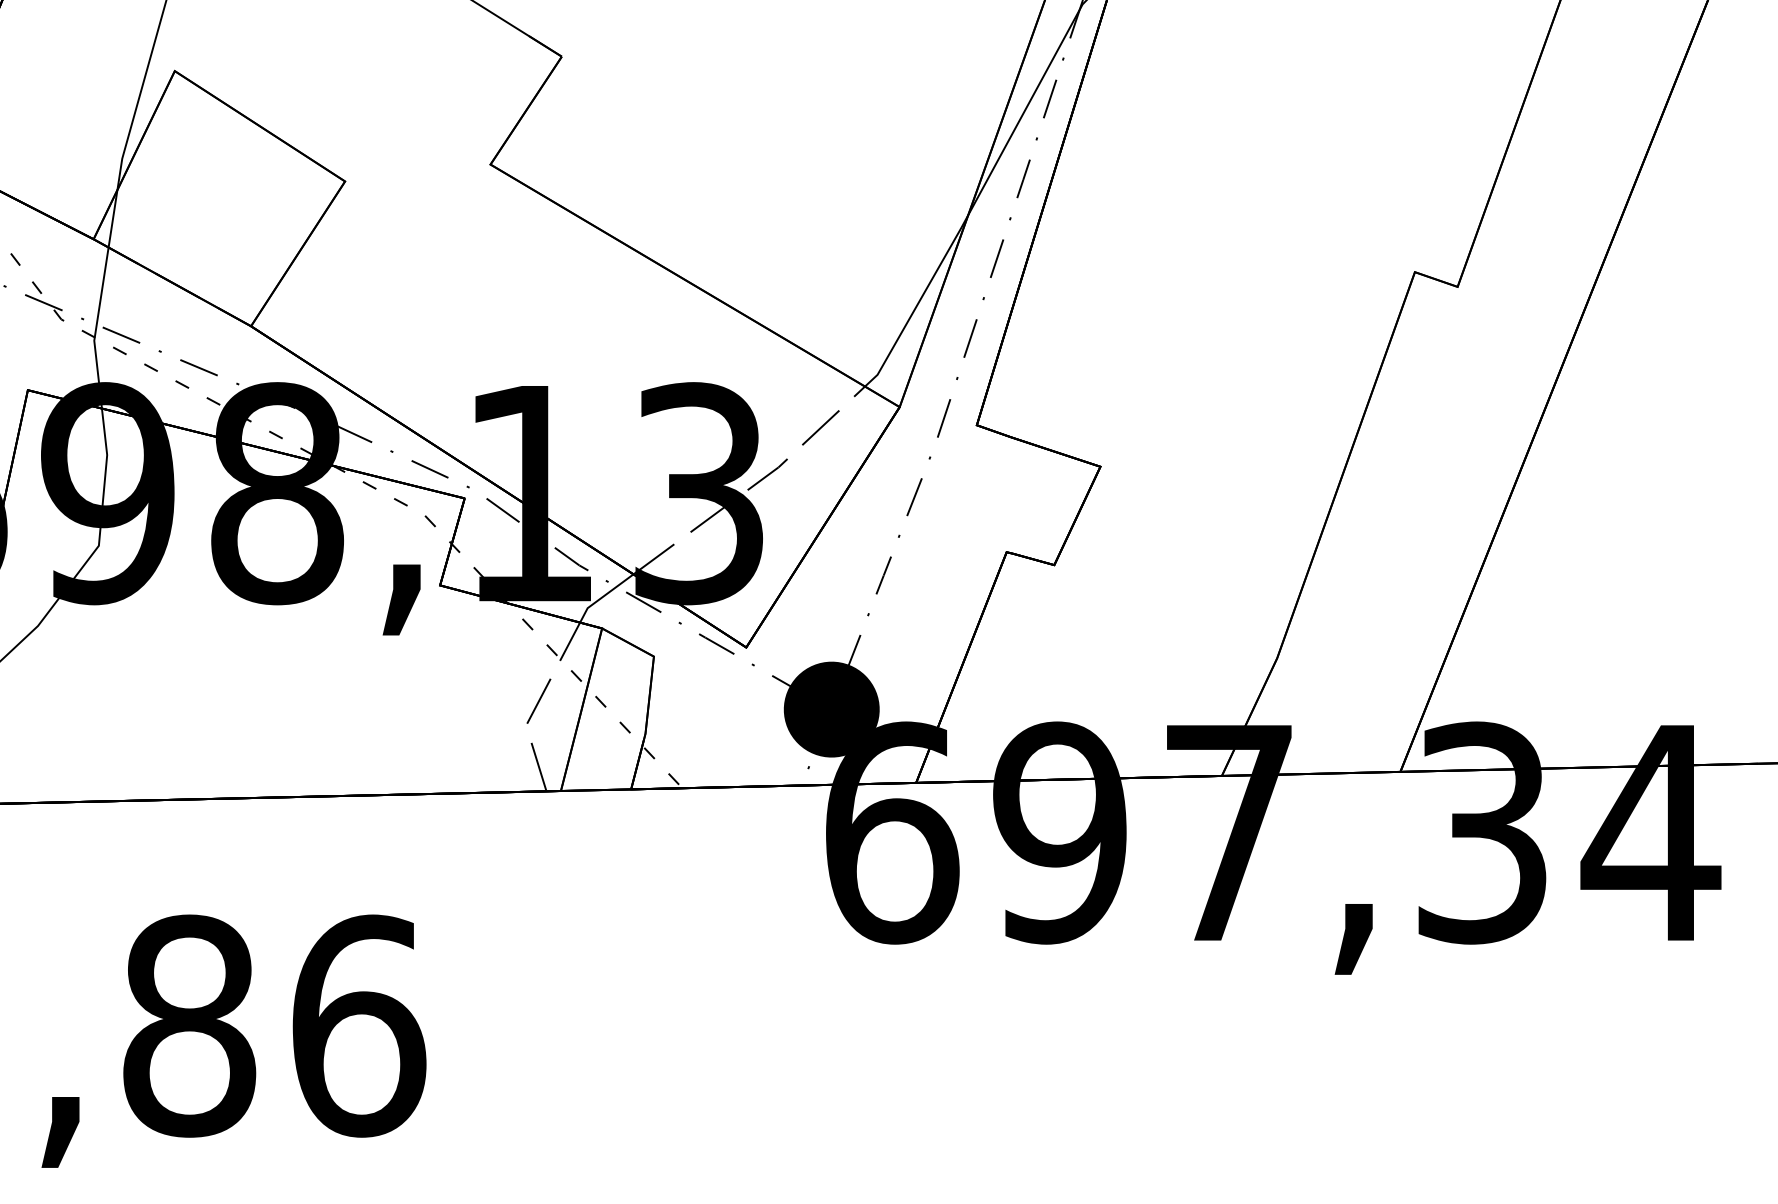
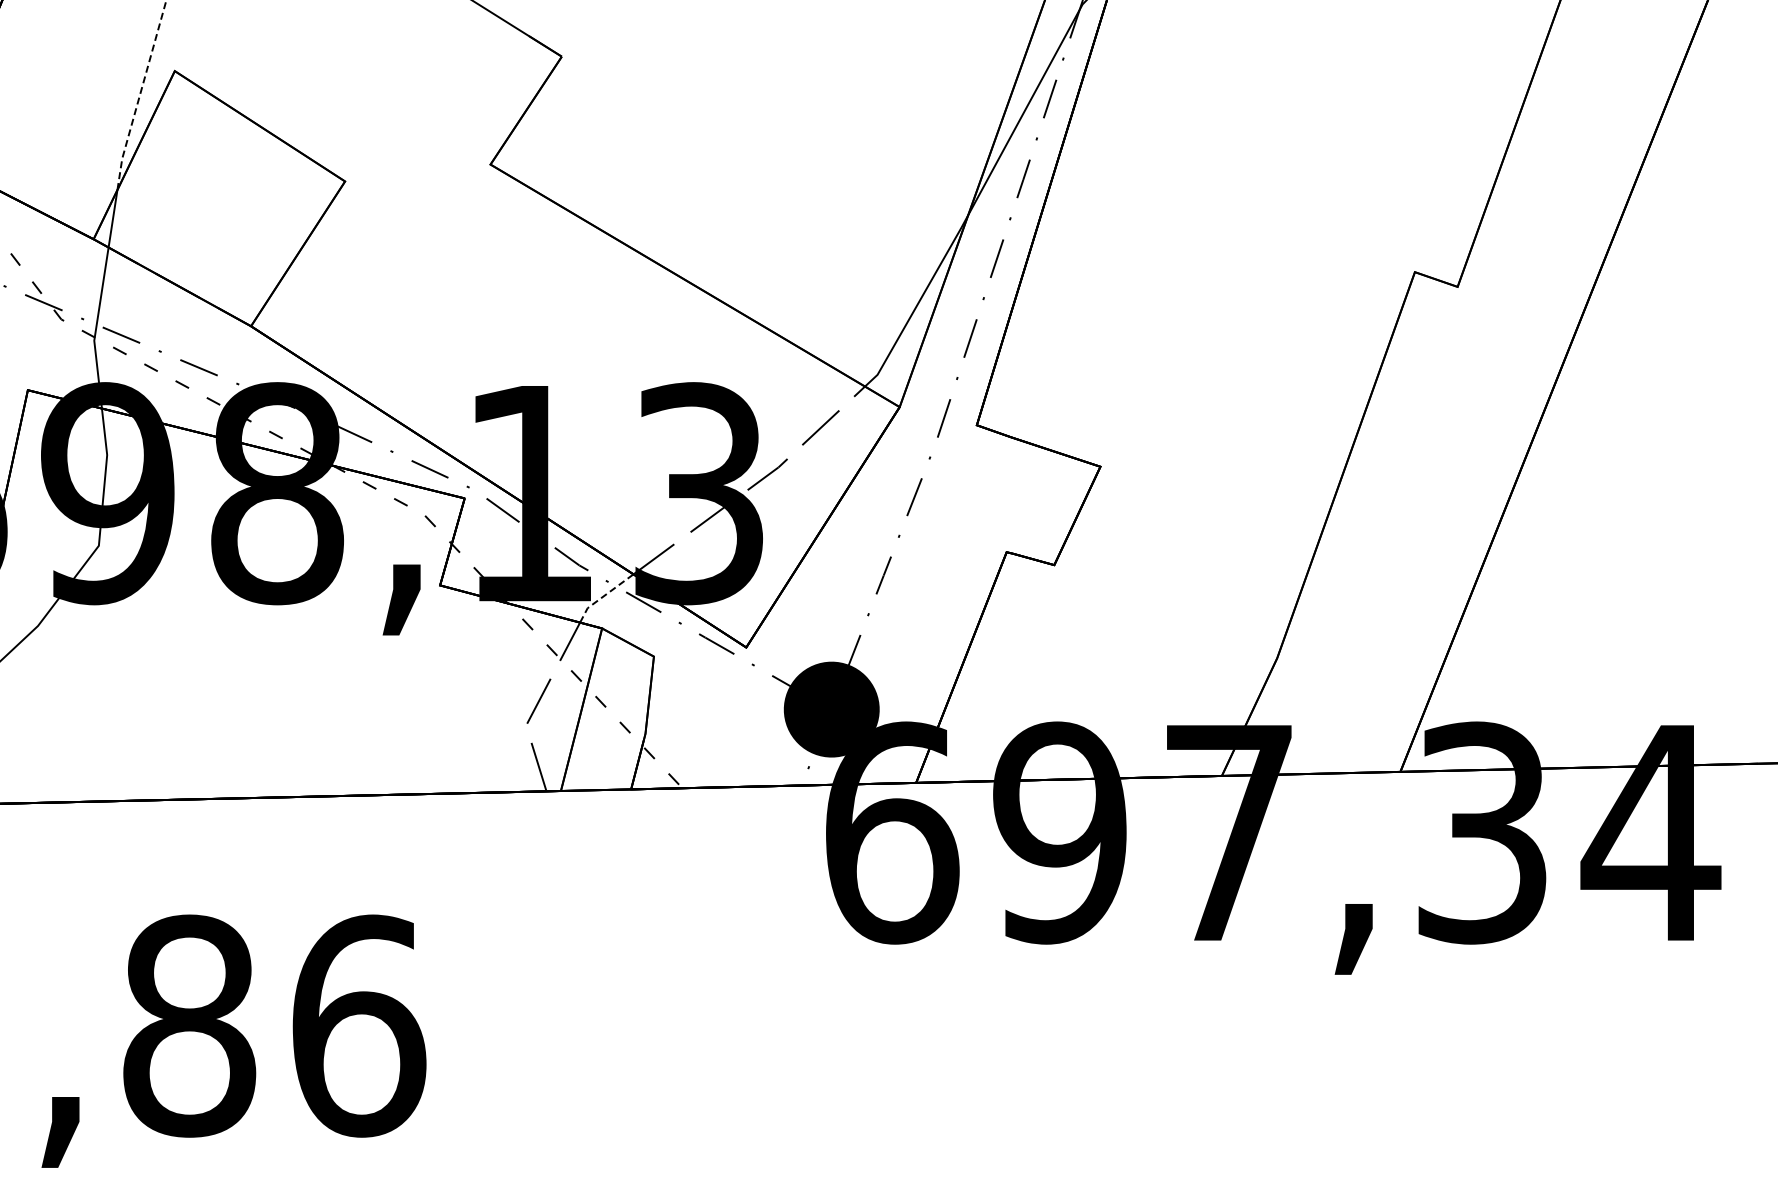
line: solid -> dashed (139, 95)
line: solid -> dashed (603, 596)
